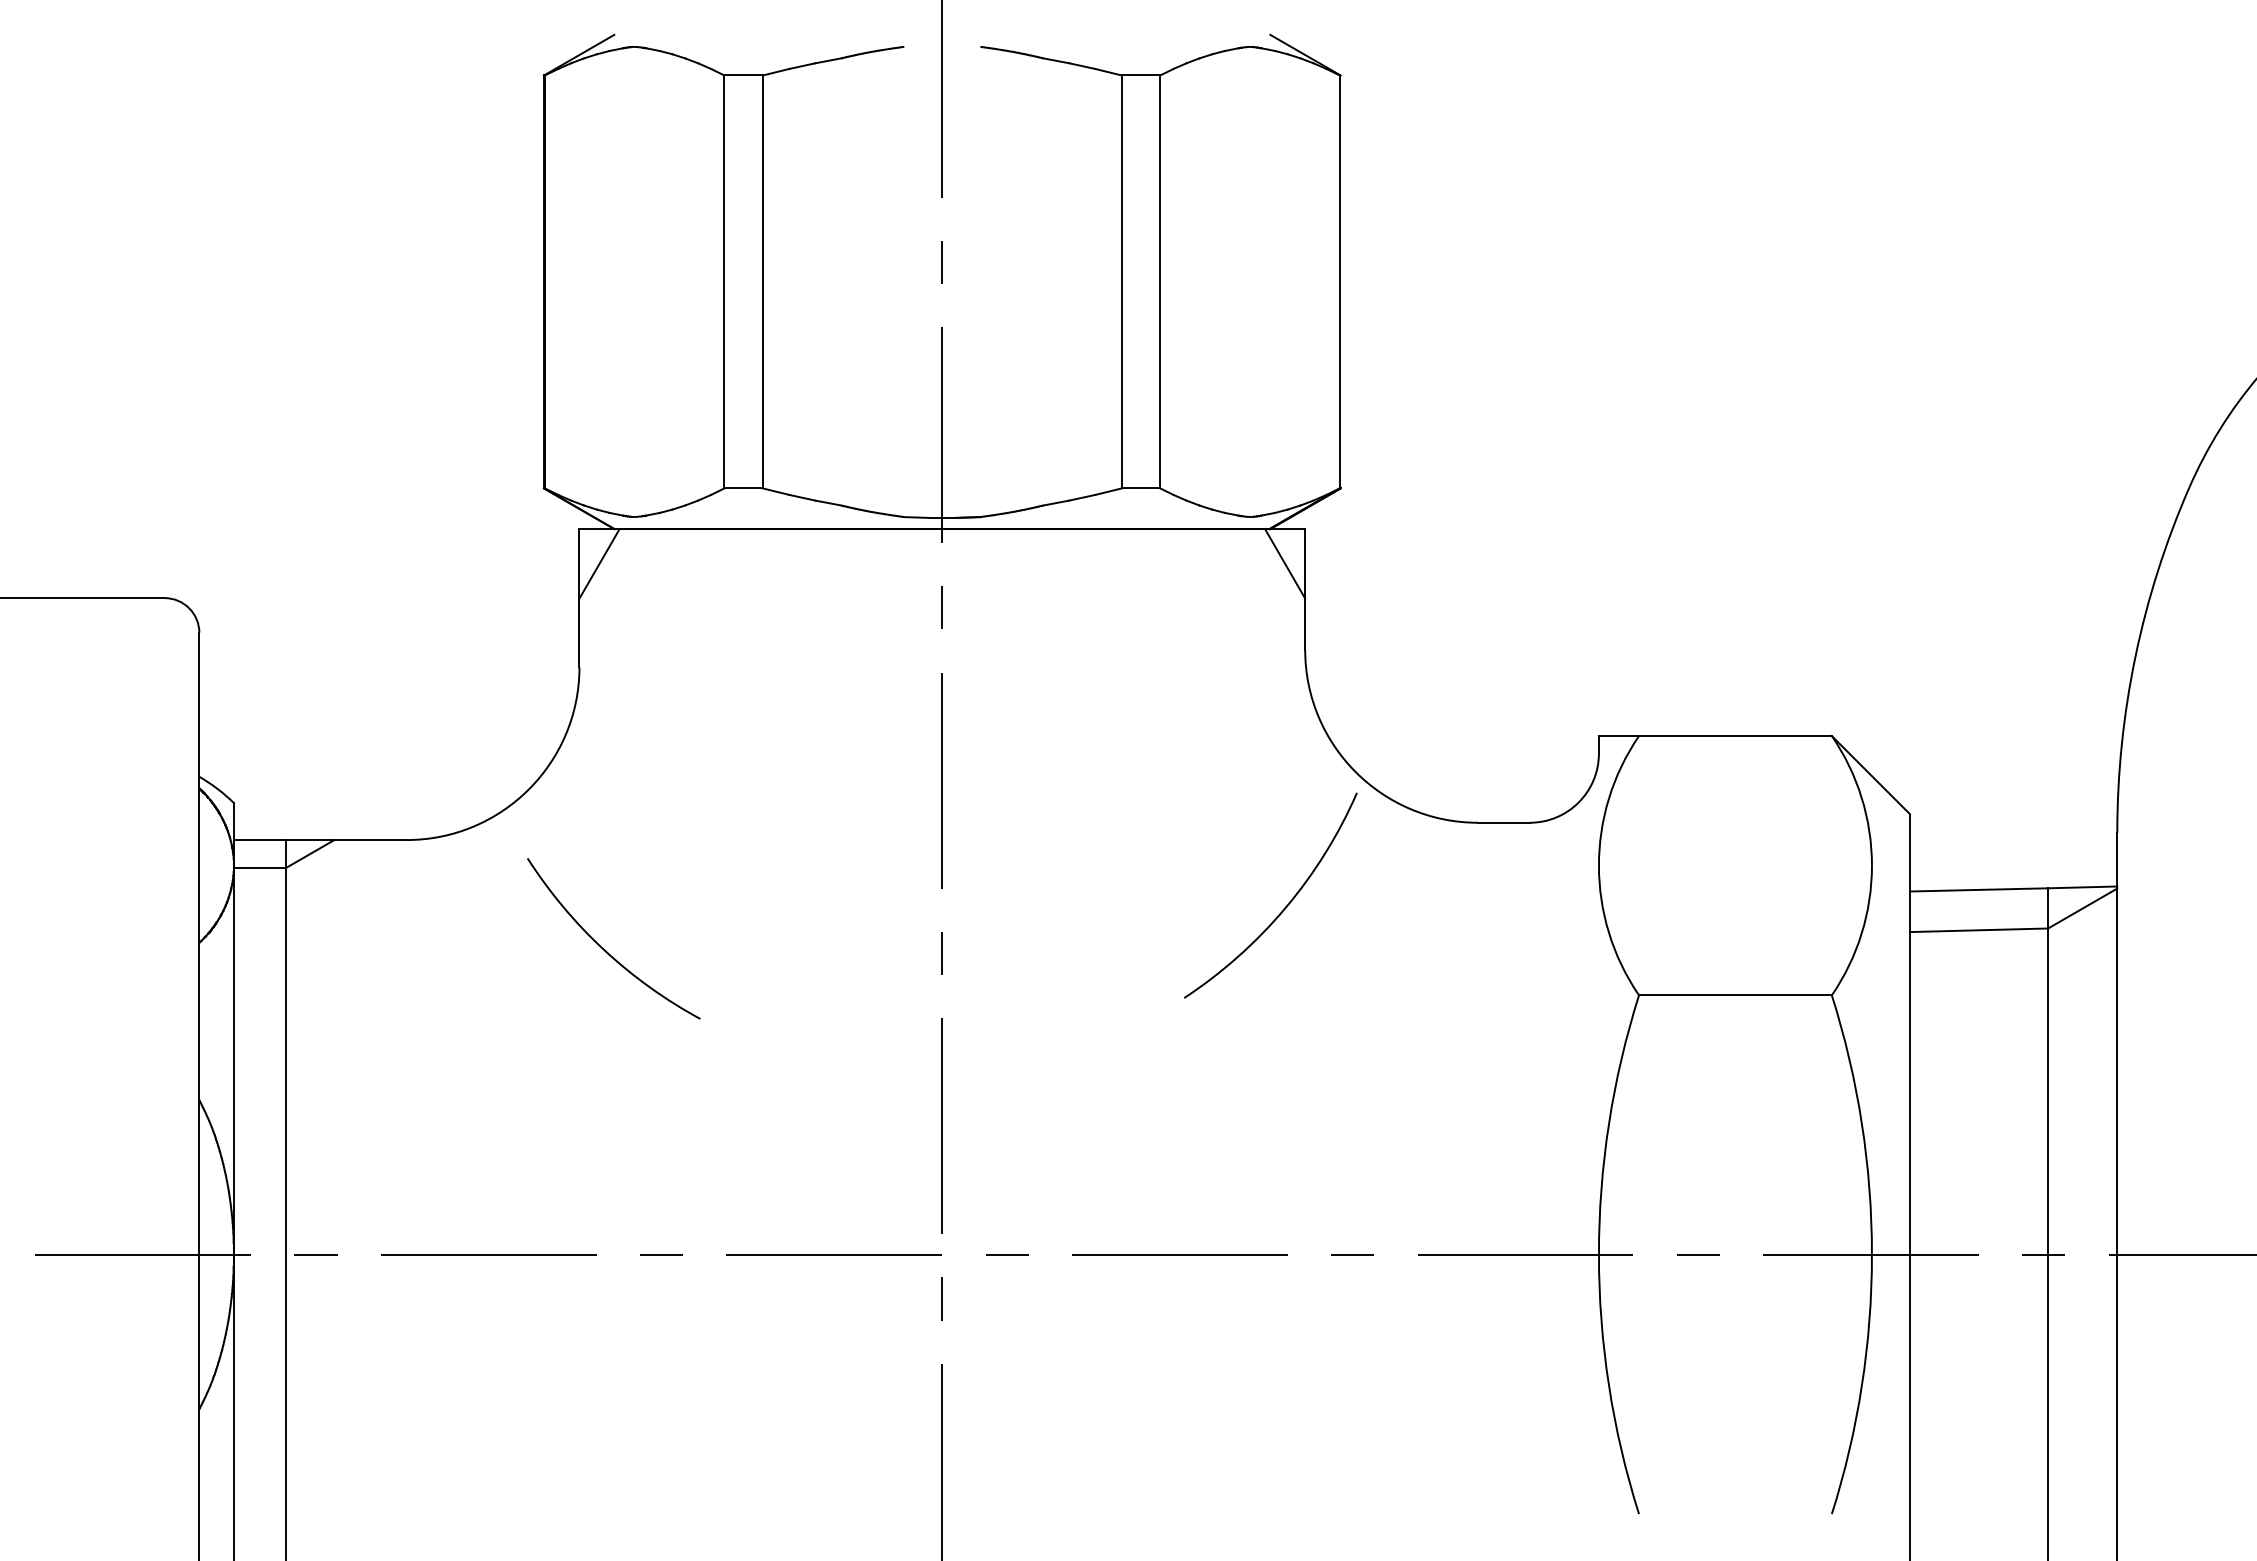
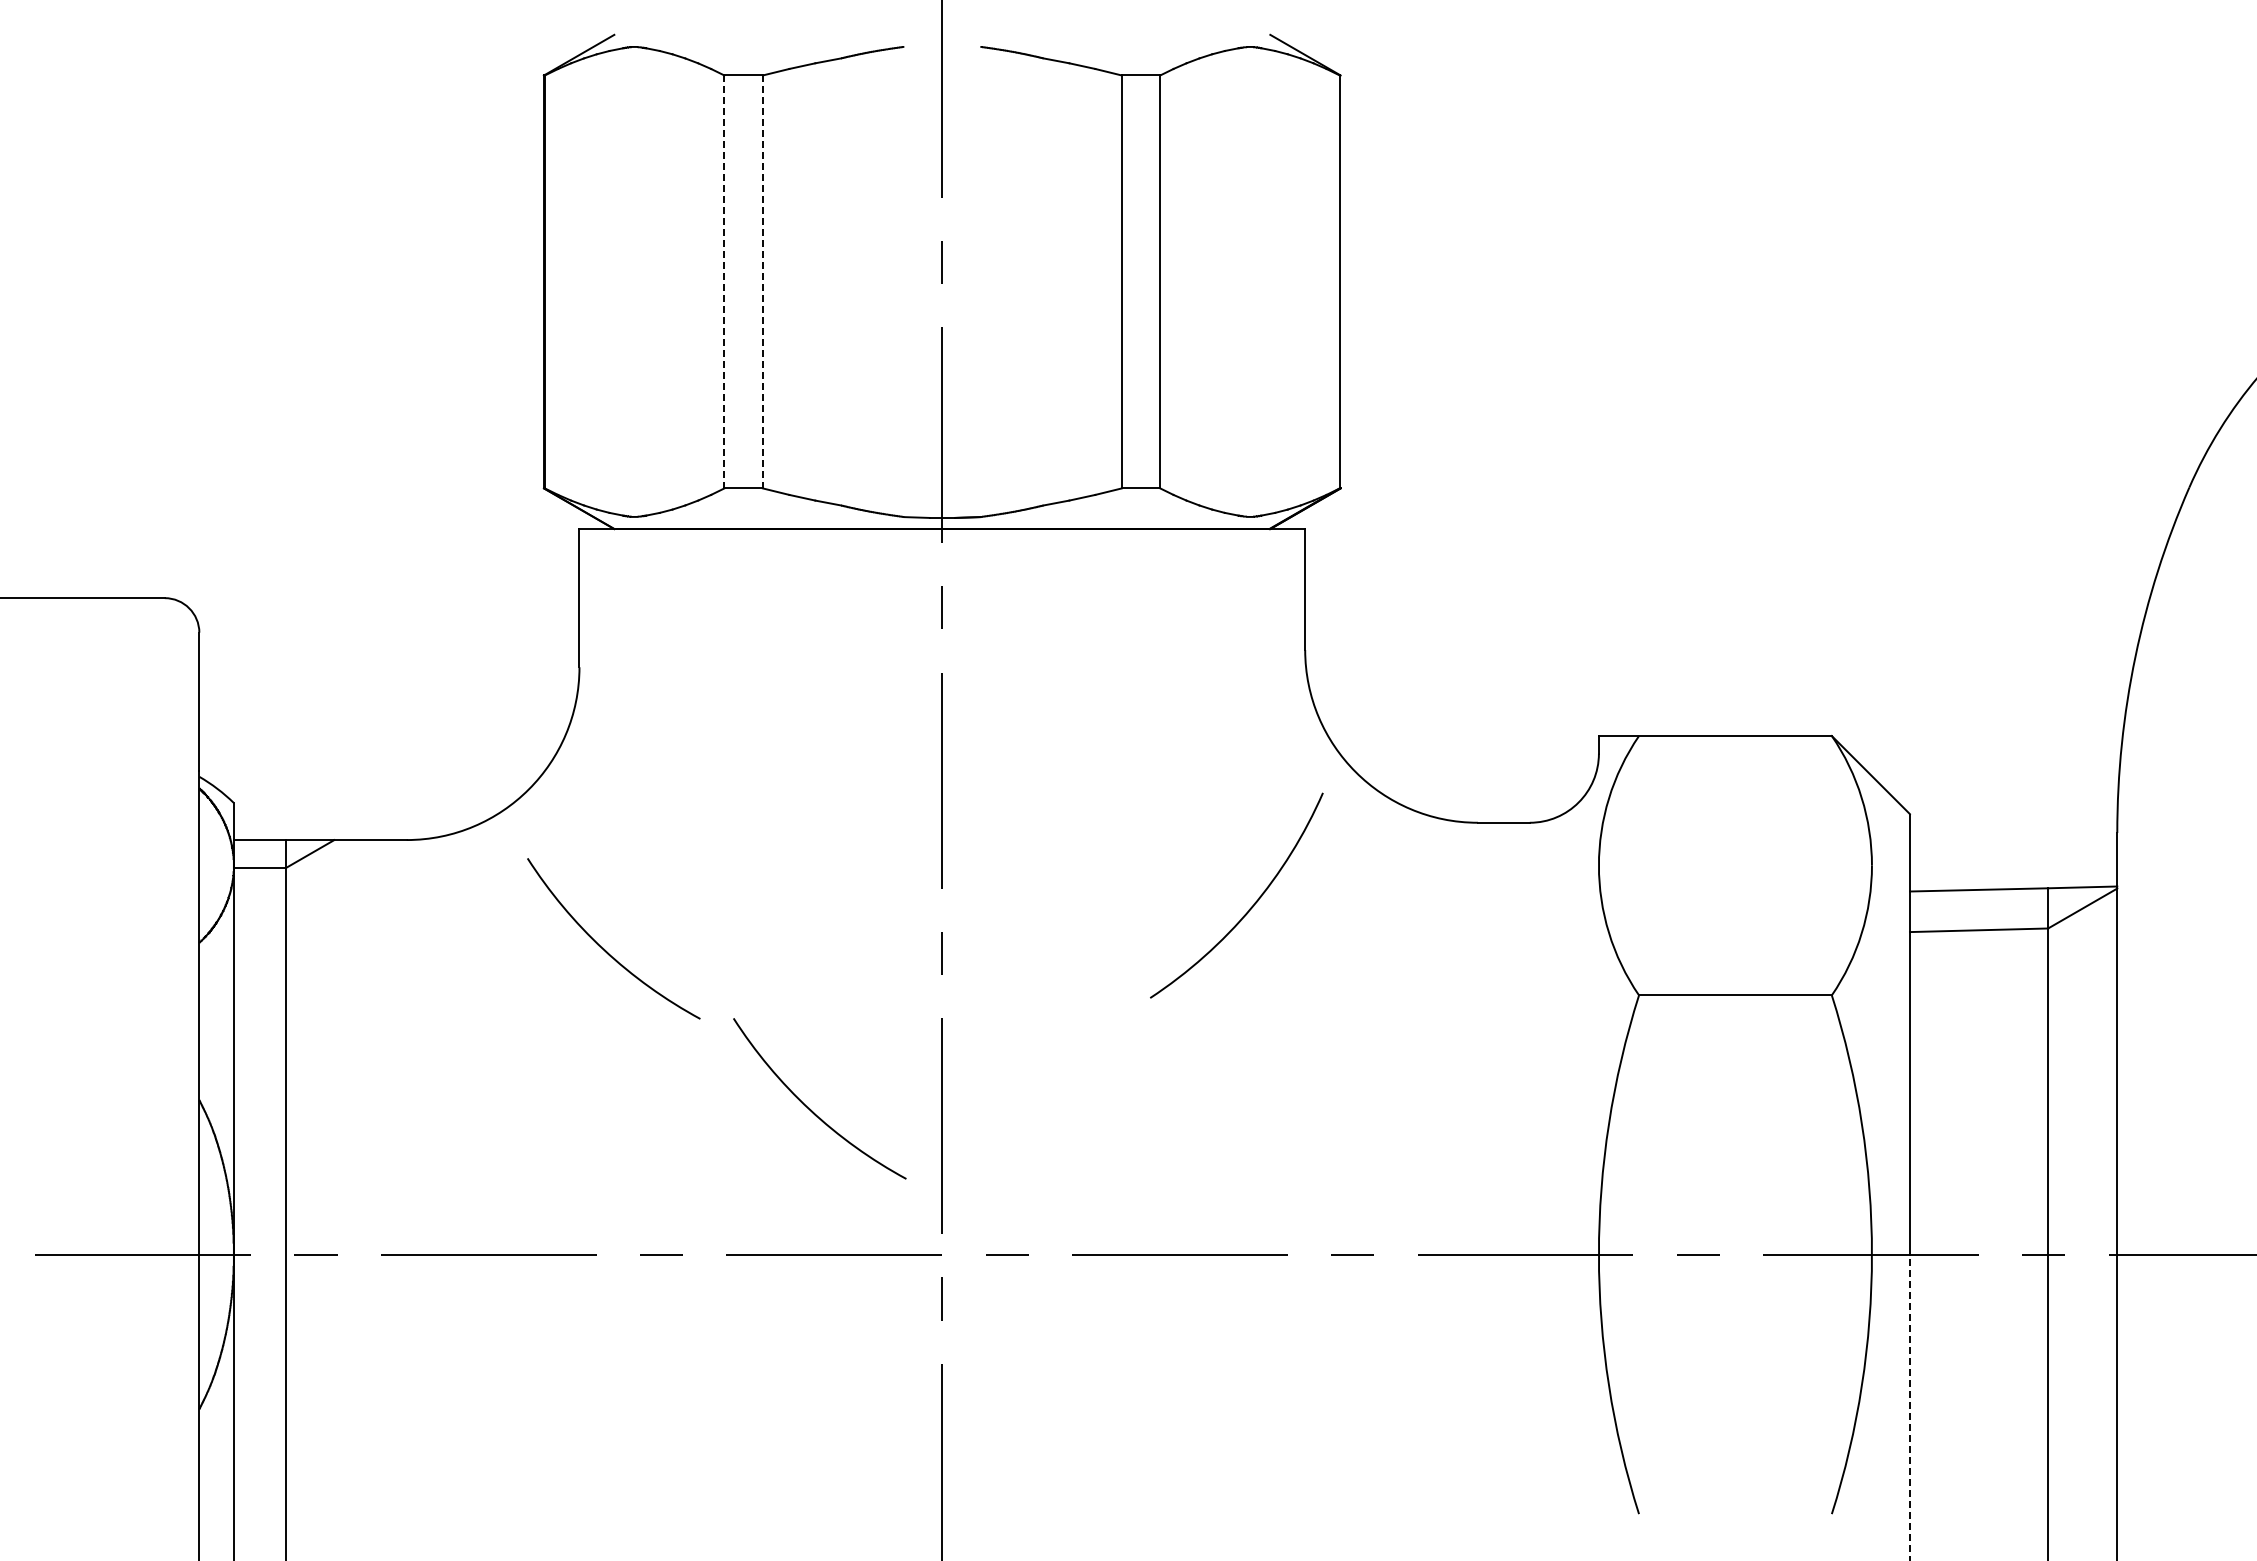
line: solid -> dashed (724, 282)
line: solid -> dashed (762, 282)
line: present -> none (599, 563)
line: present -> none (1285, 563)
arc position: (1283, 908) -> (1249, 908) (1249, 908)
arc: none -> present (810, 1108)
line: solid -> dashed (1909, 1407)
